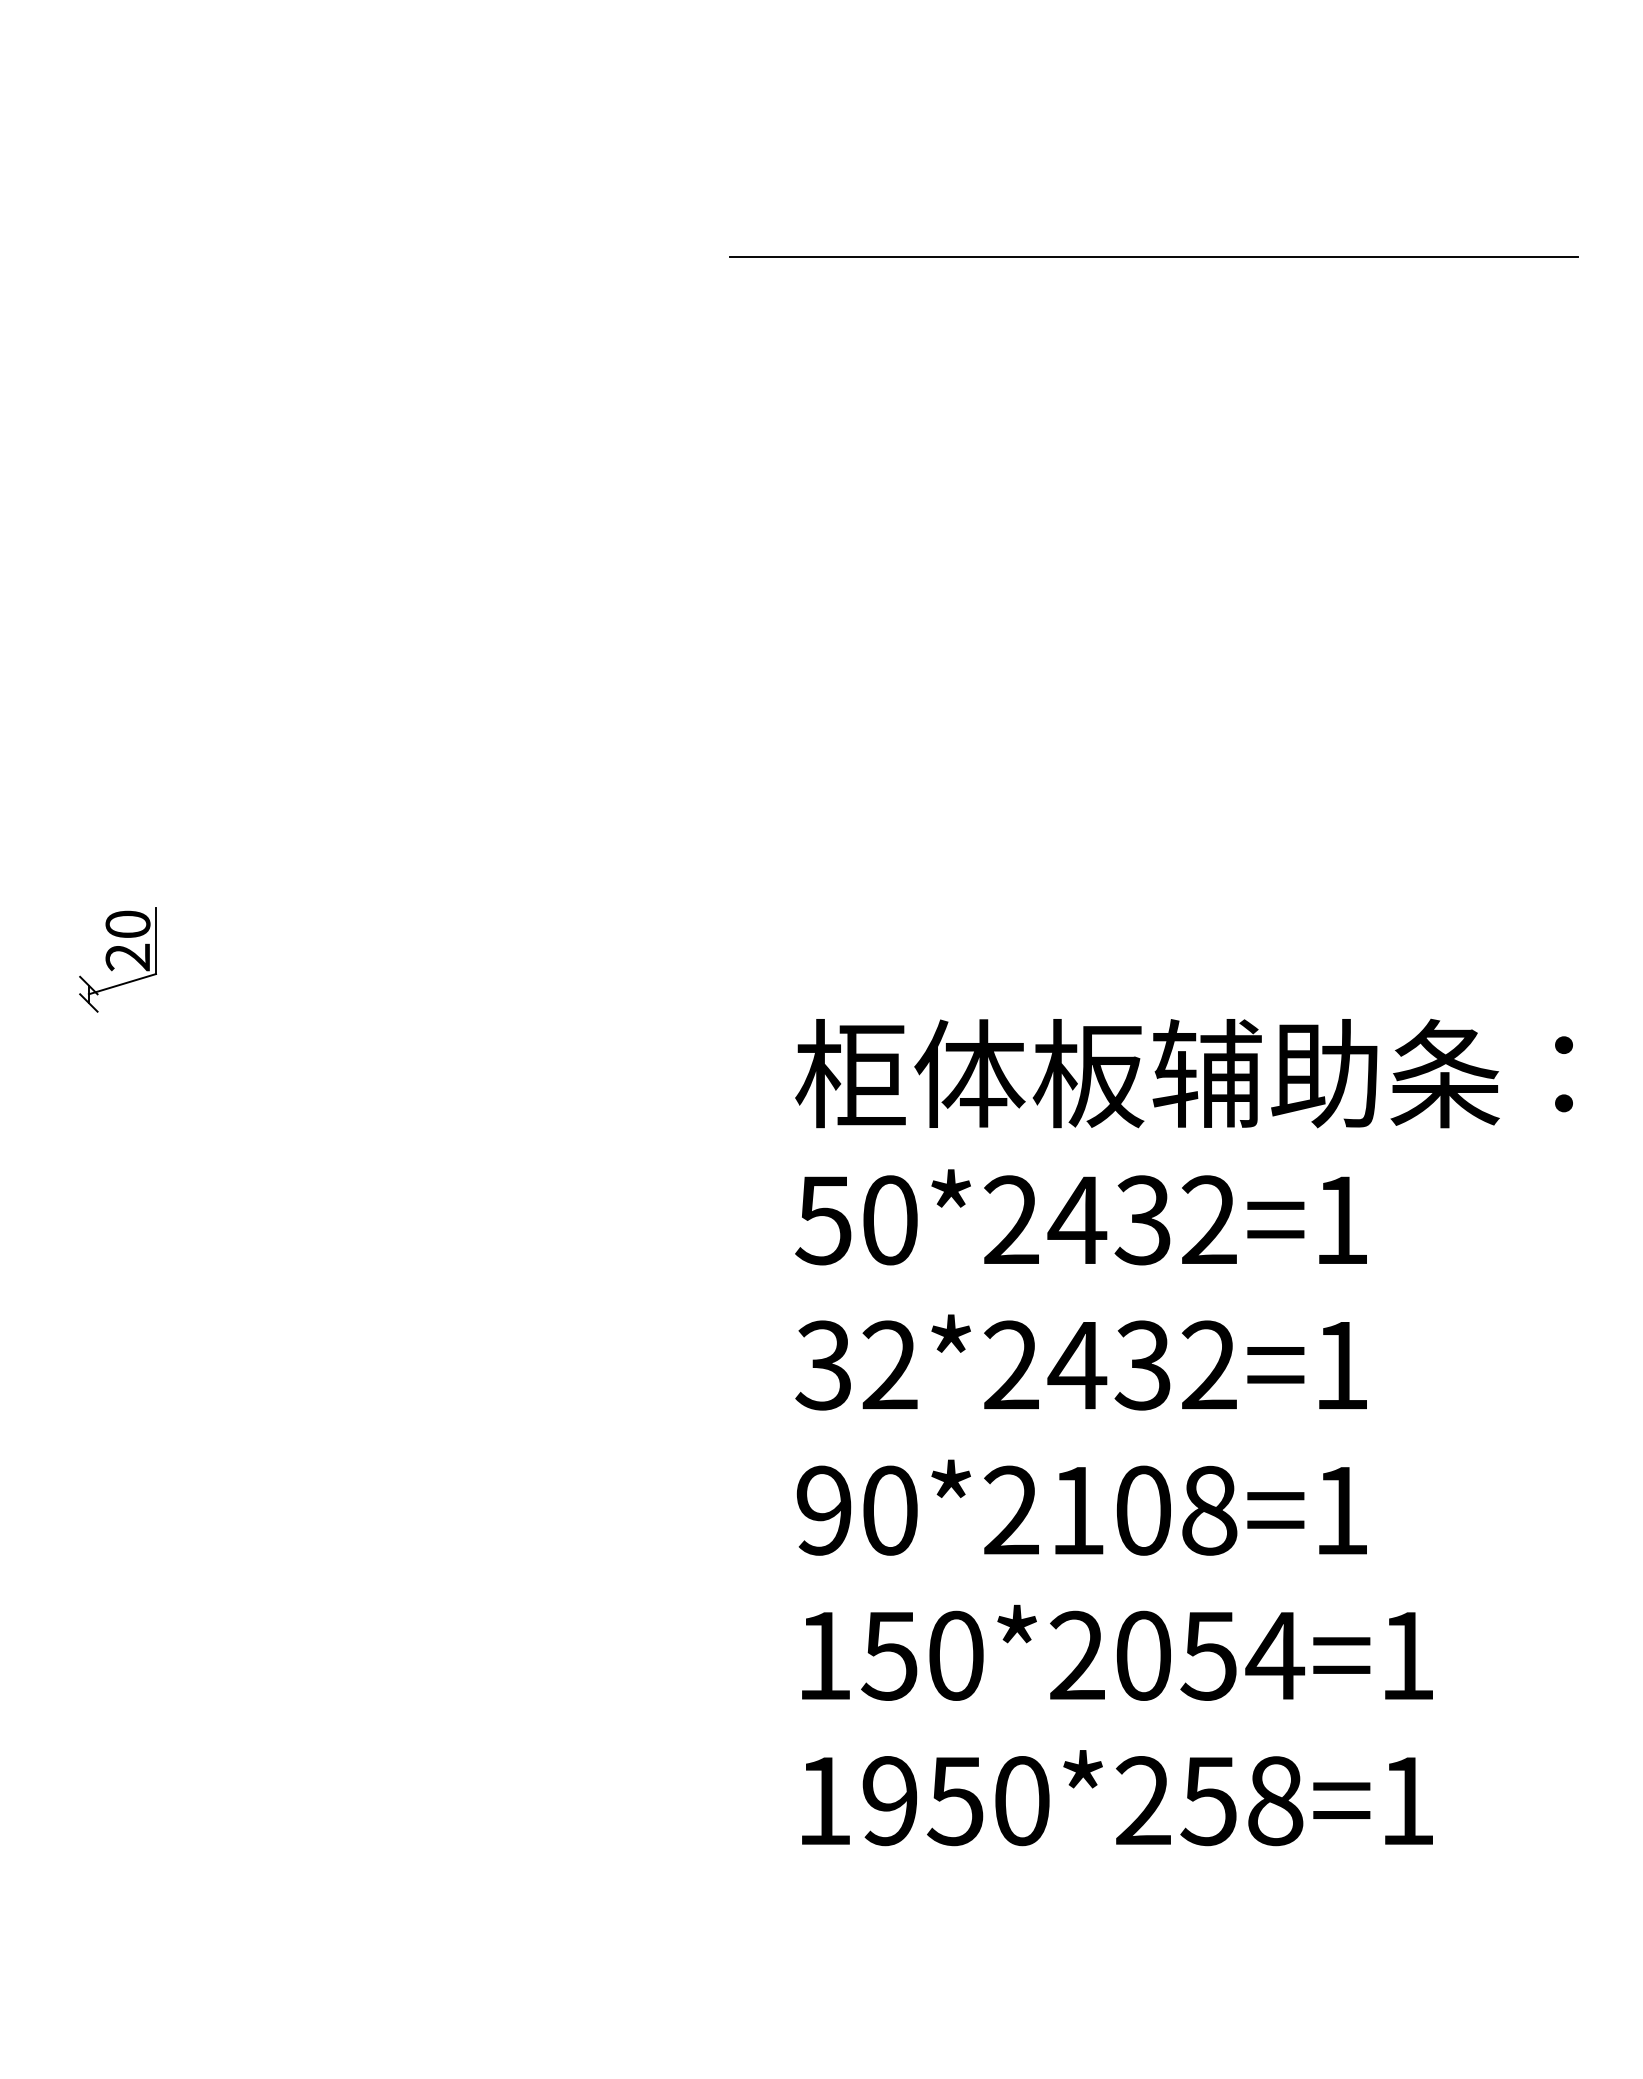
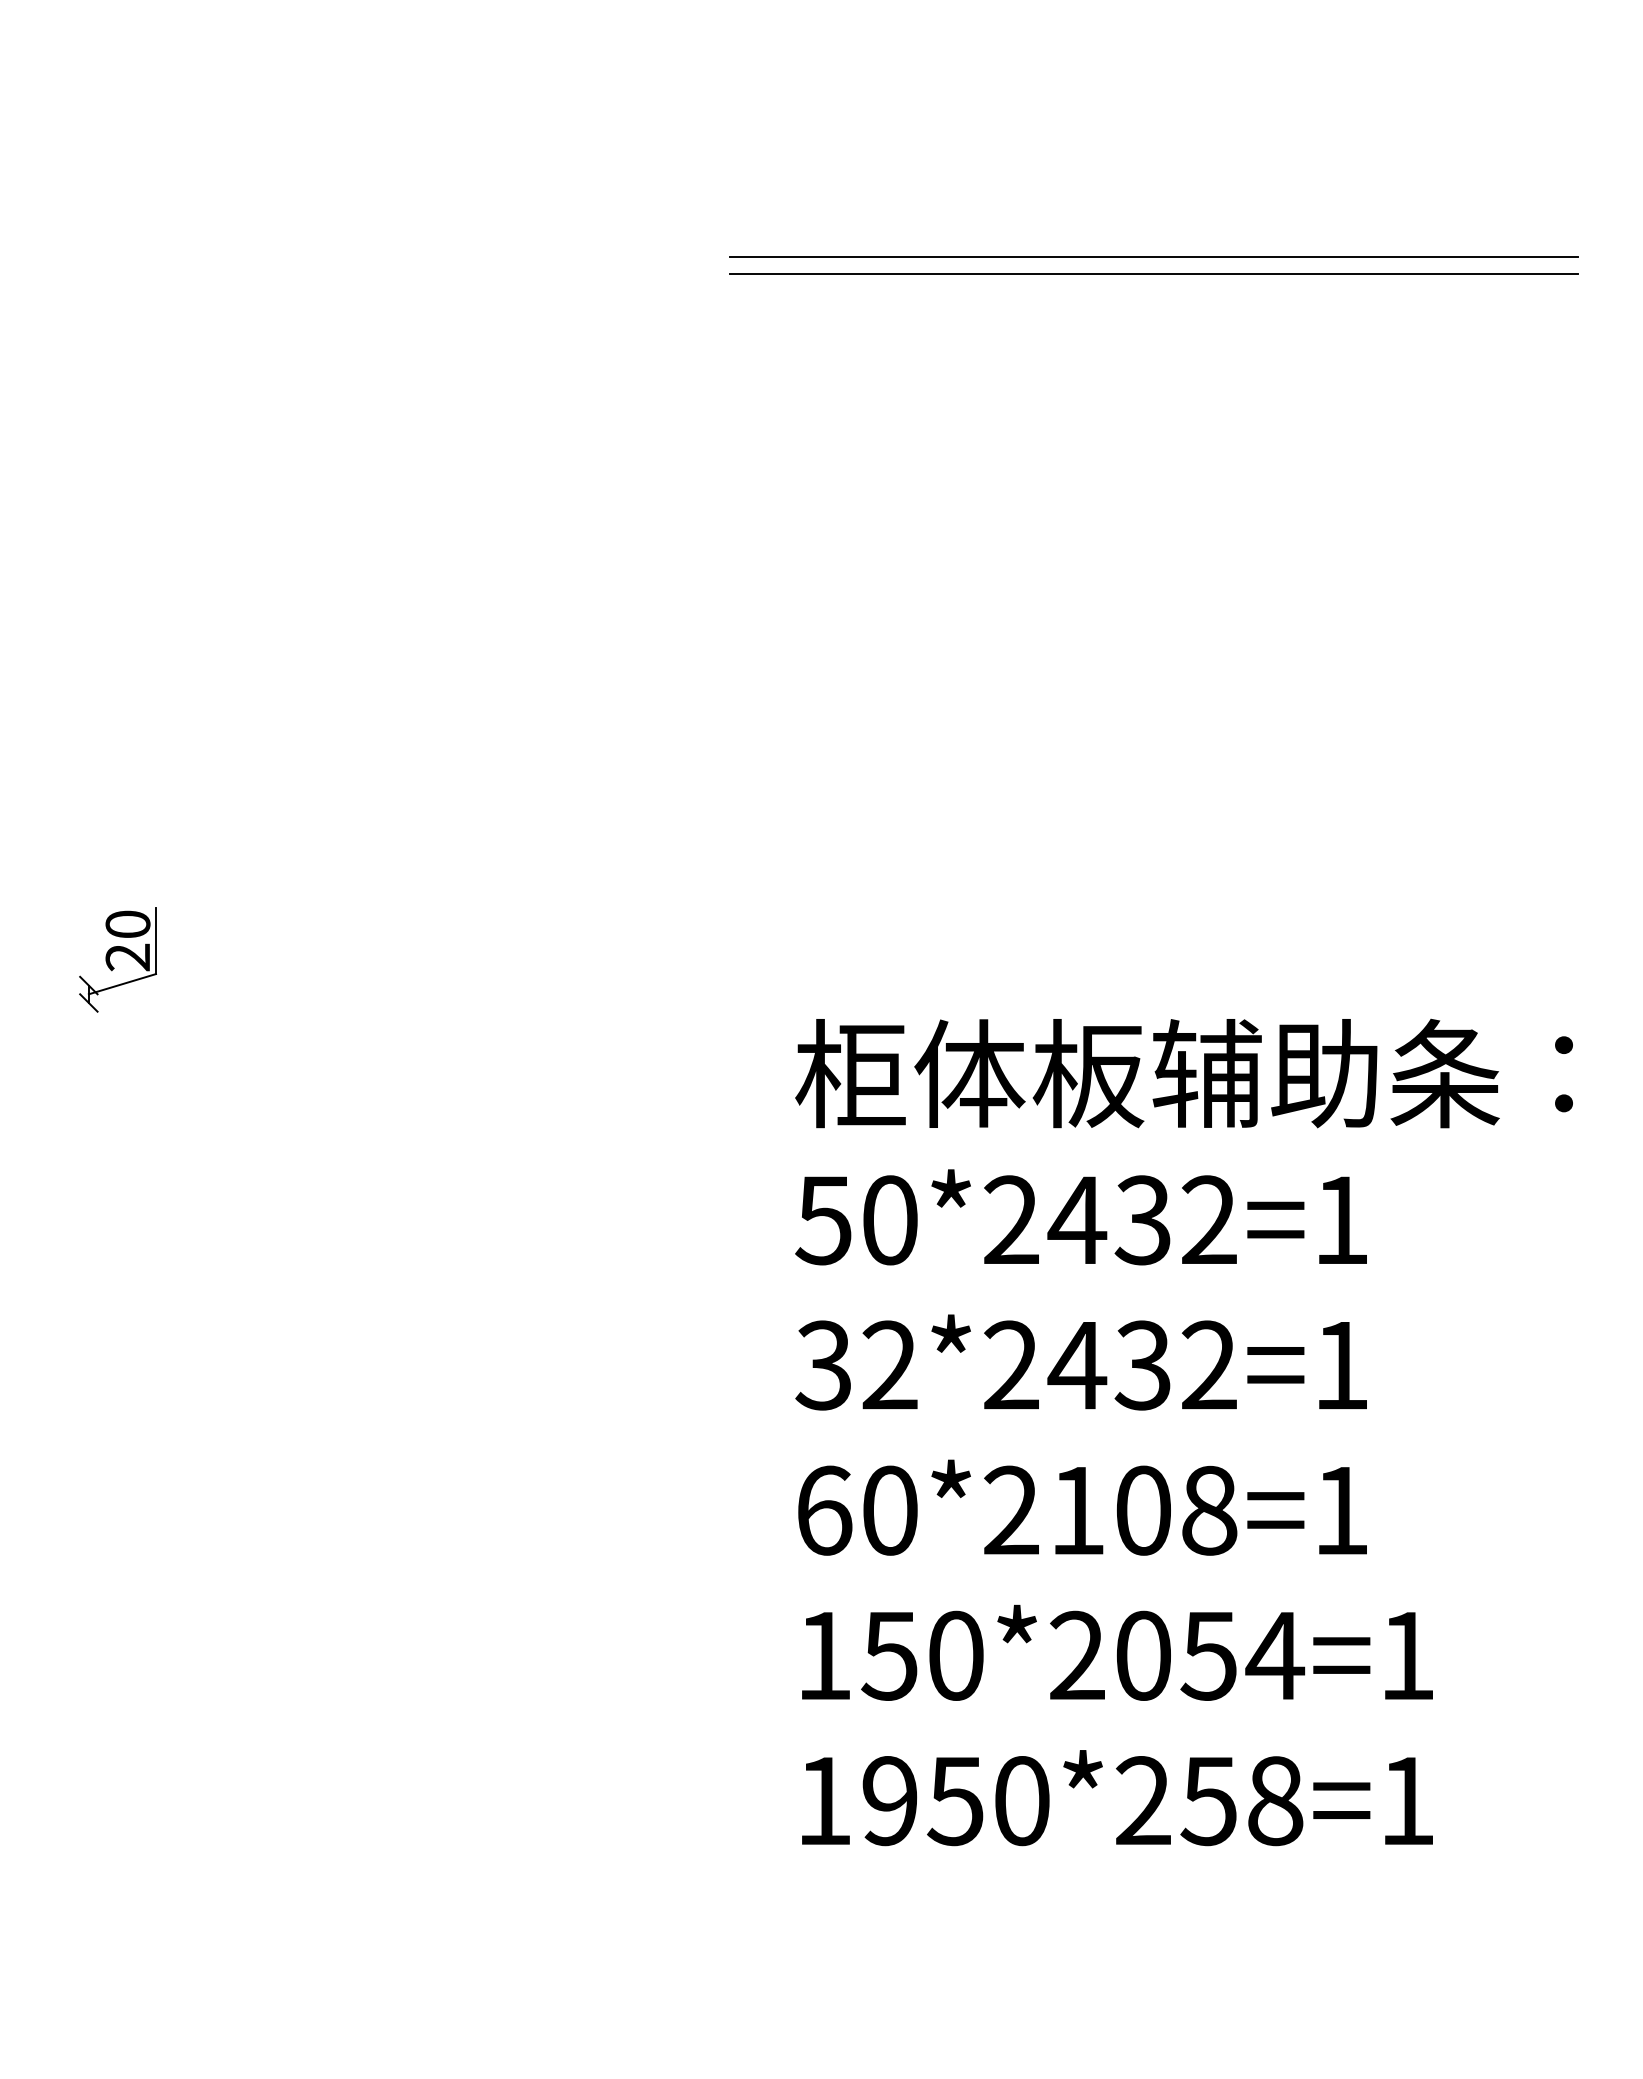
line: none -> present (1153, 273)
text: 90*2108=1 -> 60*2108=1 (824, 1510)
